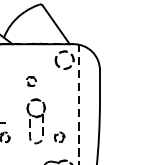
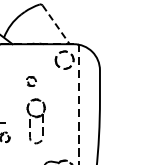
line: solid -> dashed (56, 24)
part: present -> none (59, 136)
